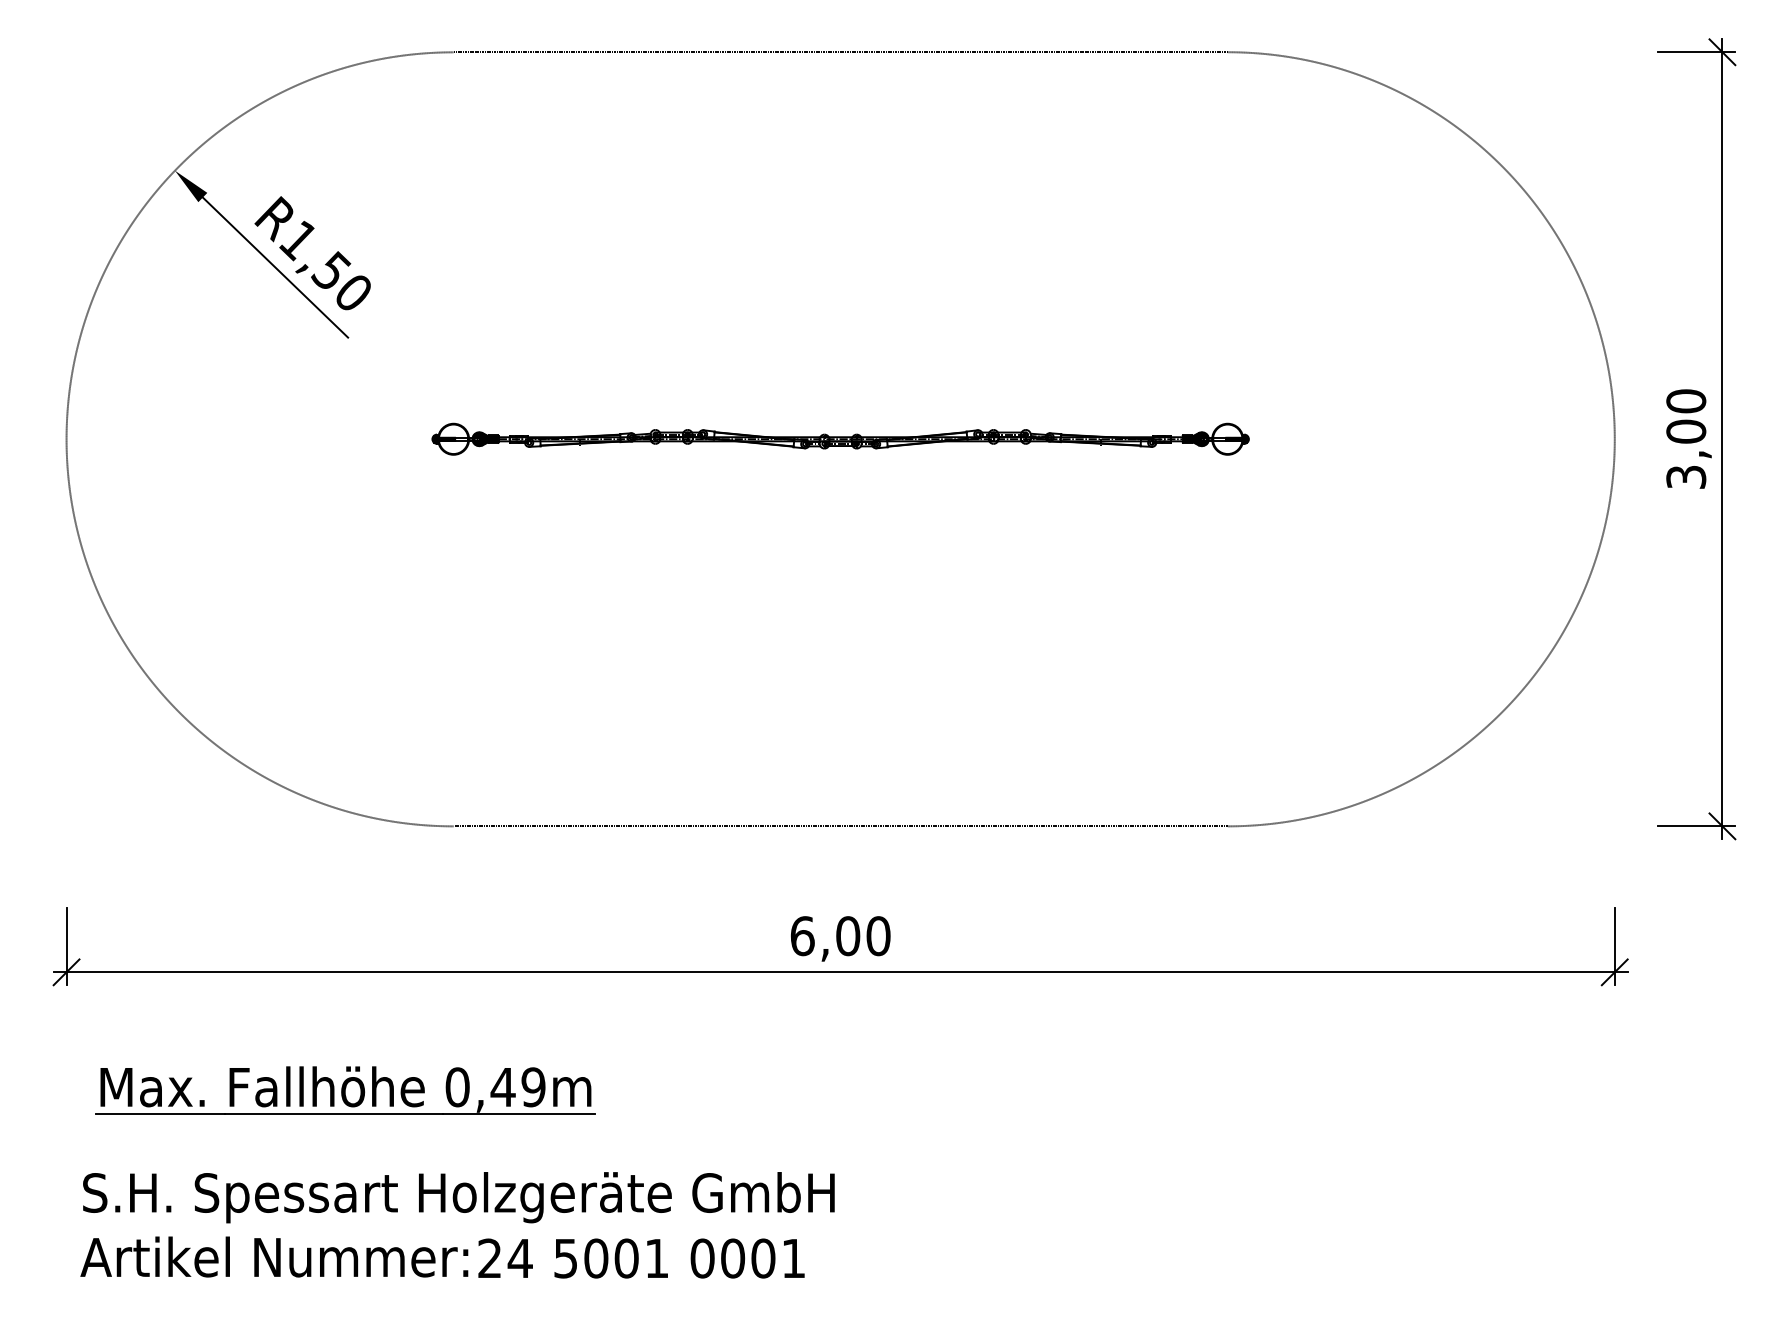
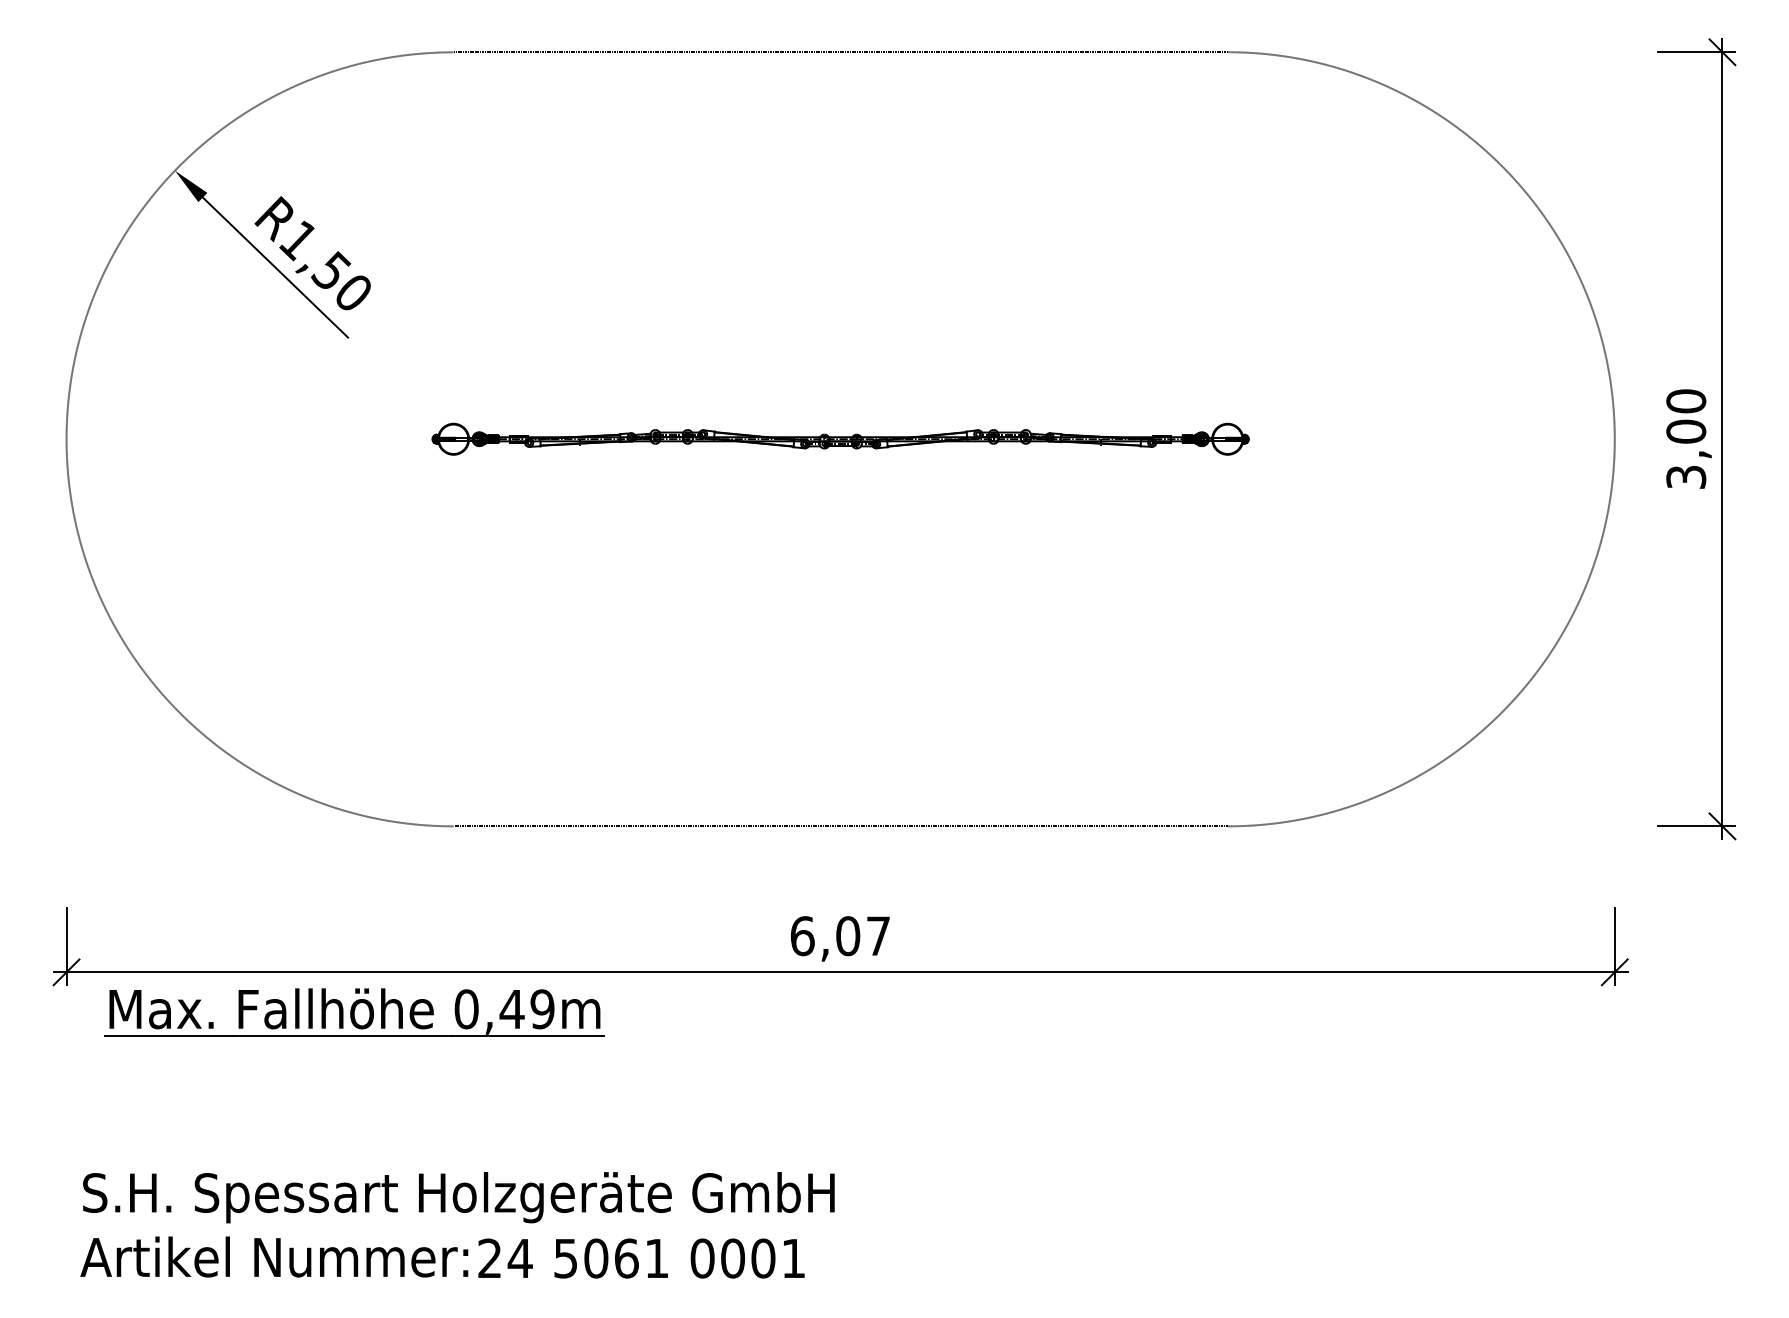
text: 6,00 -> 6,07 (878, 936)
part position: (345, 1090) -> (354, 1012) (354, 1012)
text: 5001 -> 5061 (626, 1258)
